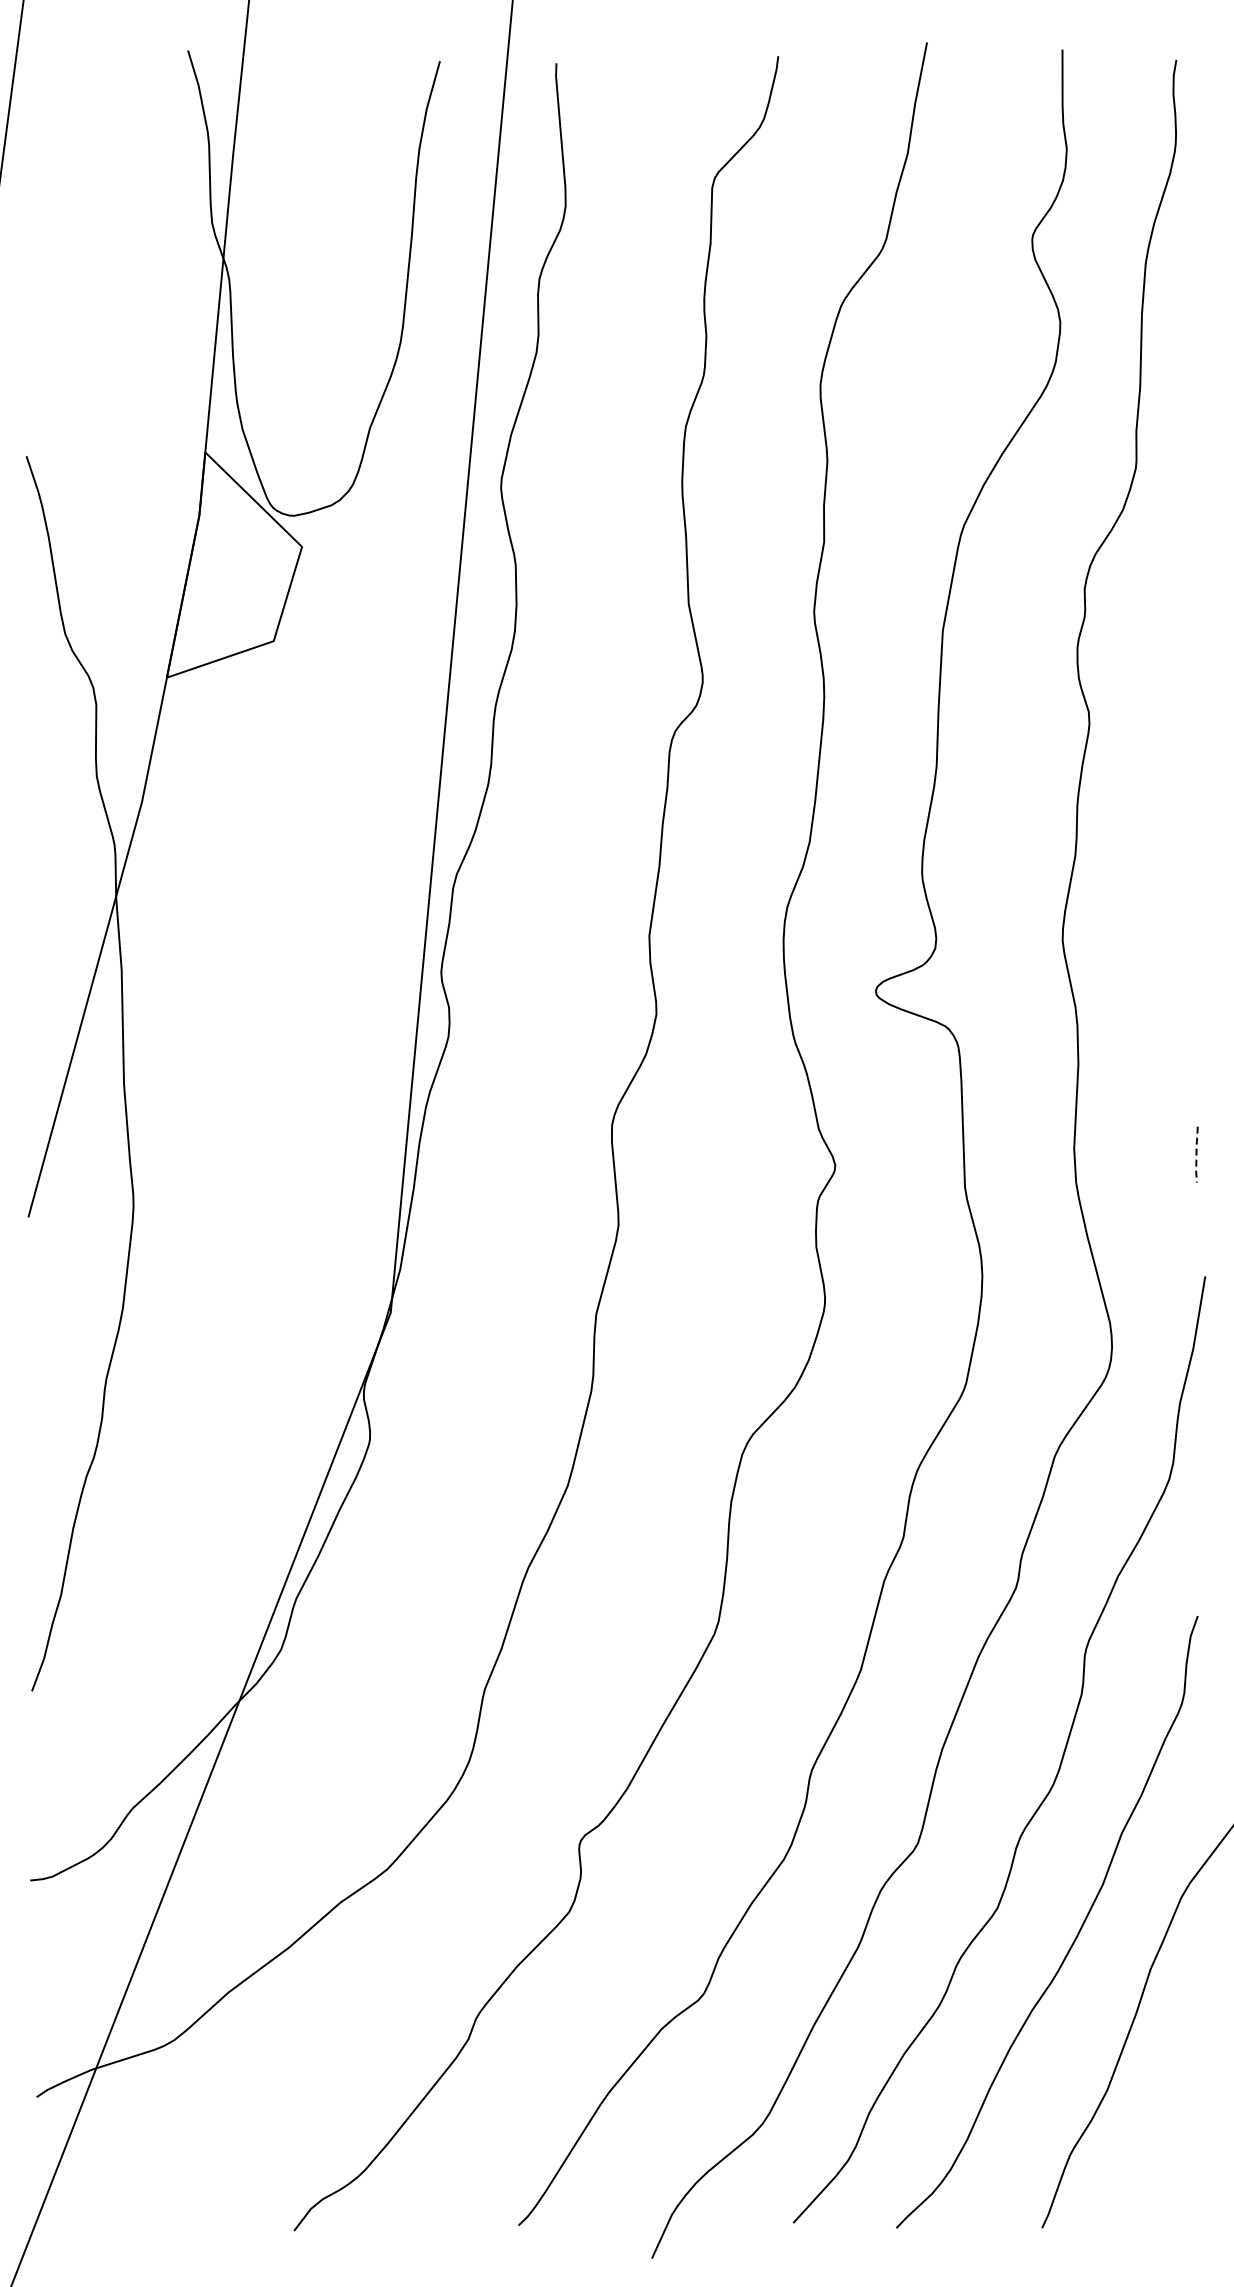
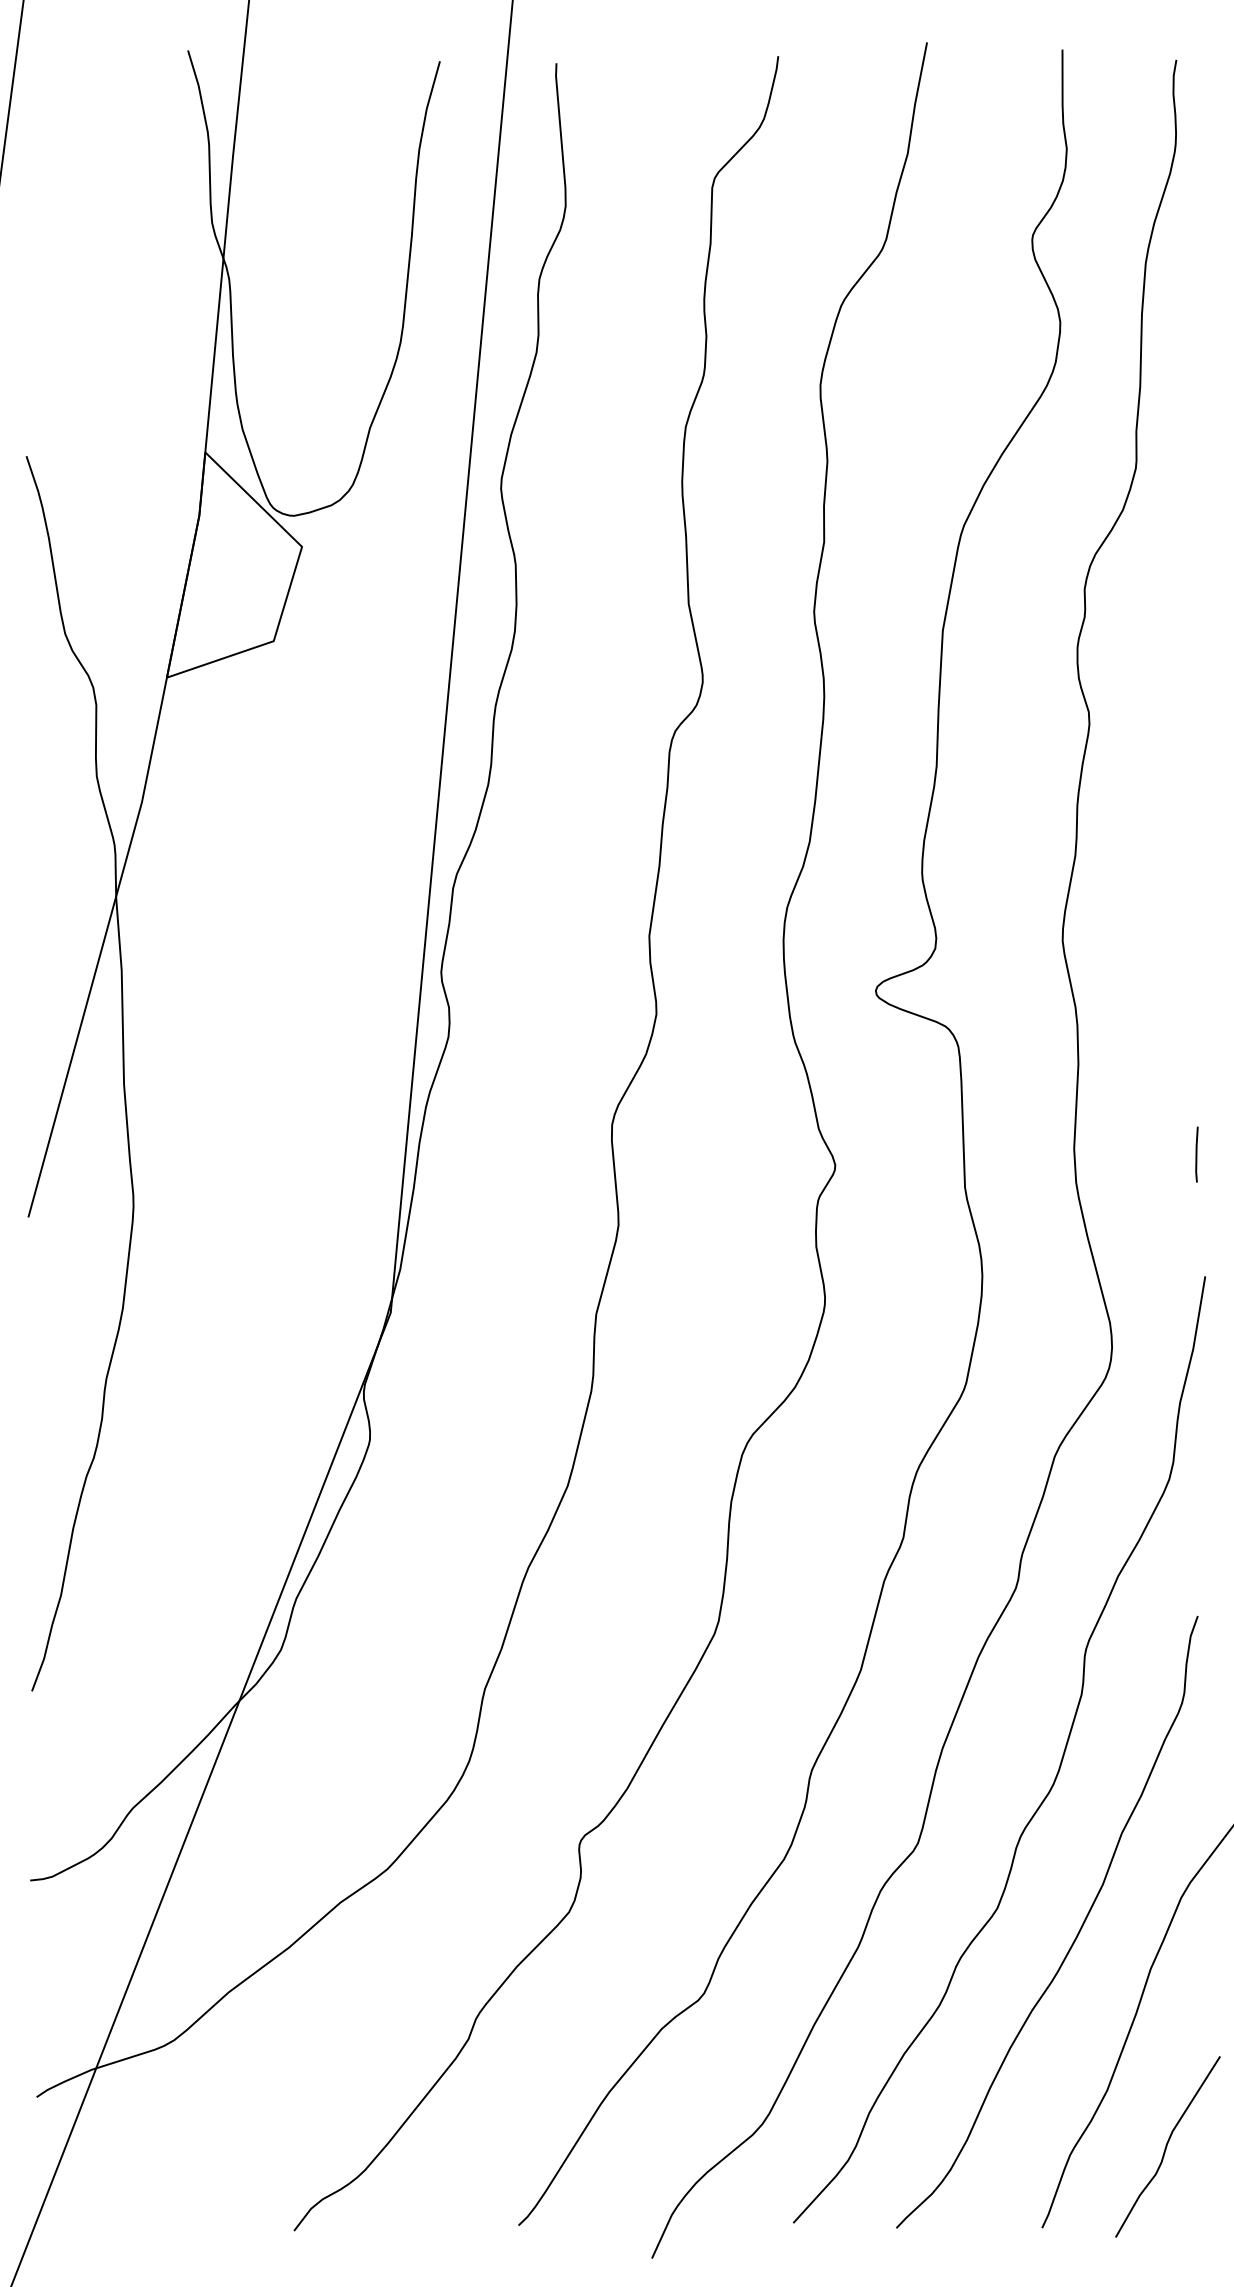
line: dashed -> solid (1196, 1154)
curve: none -> present (1167, 2146)
